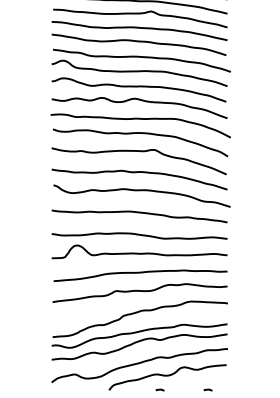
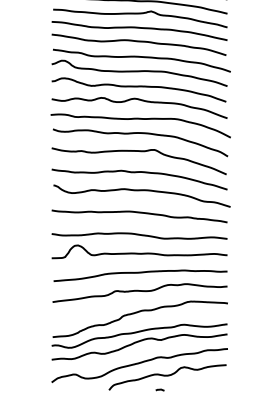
line: present -> none (207, 389)
